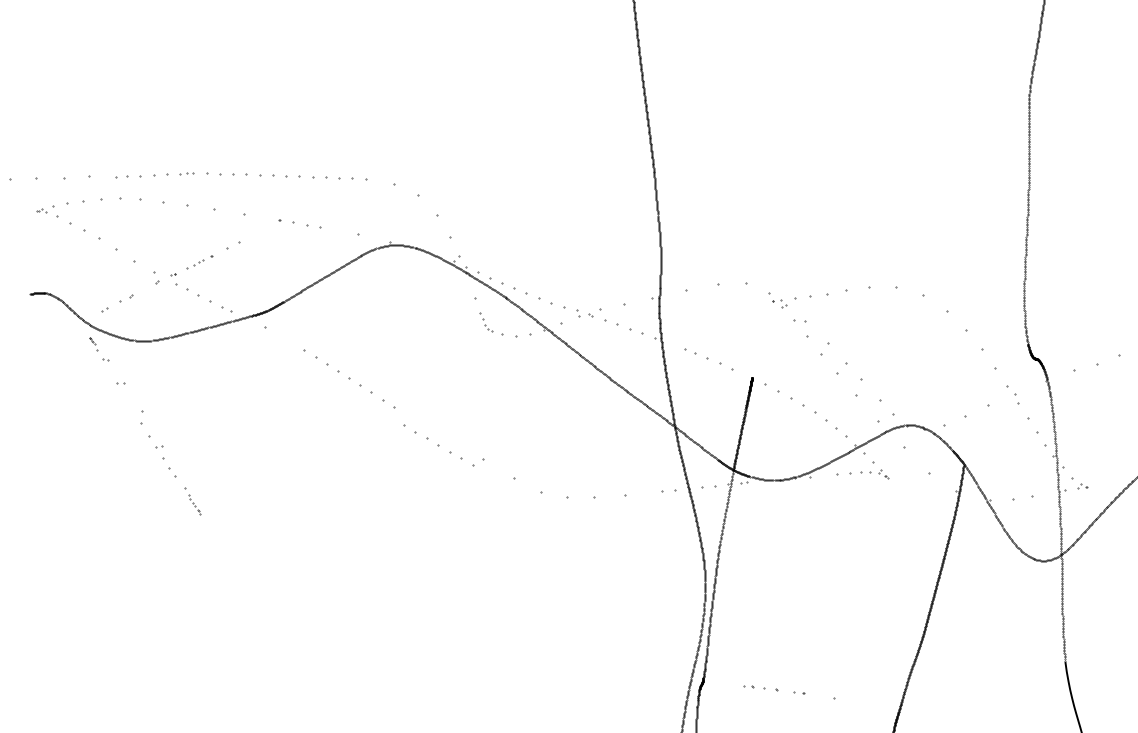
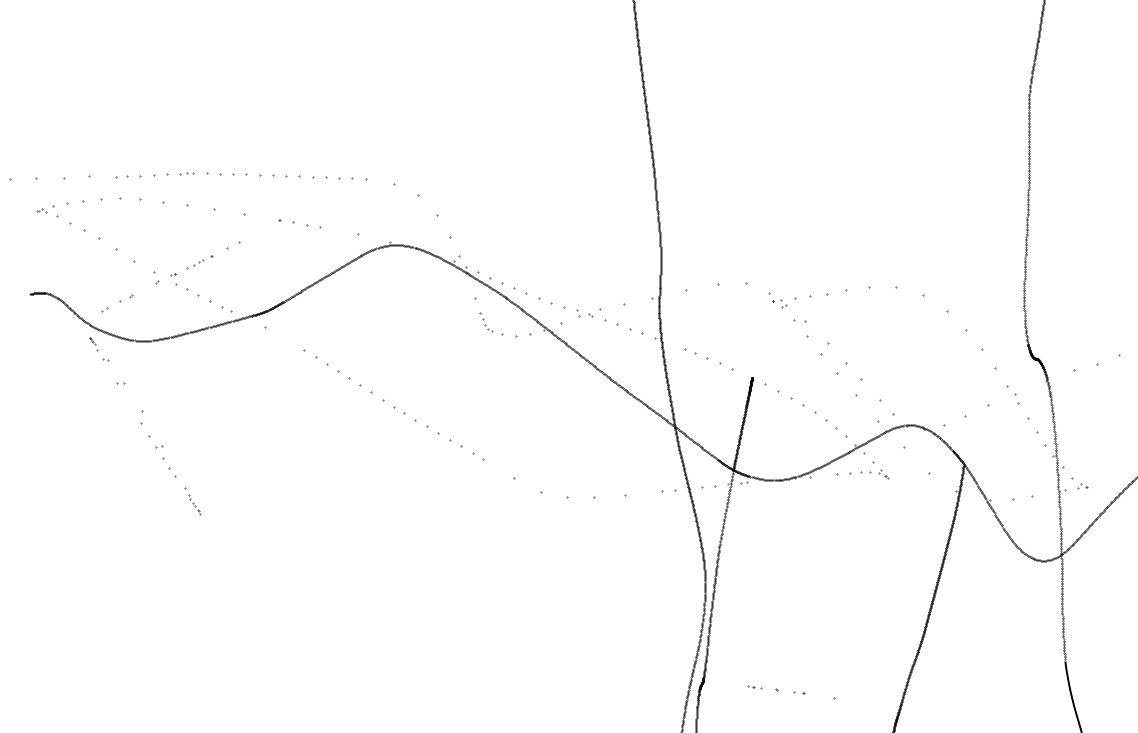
line position: (438, 445) -> (438, 433) (438, 433)
part size: 23x5 px -> 16x5 px (754, 687)
